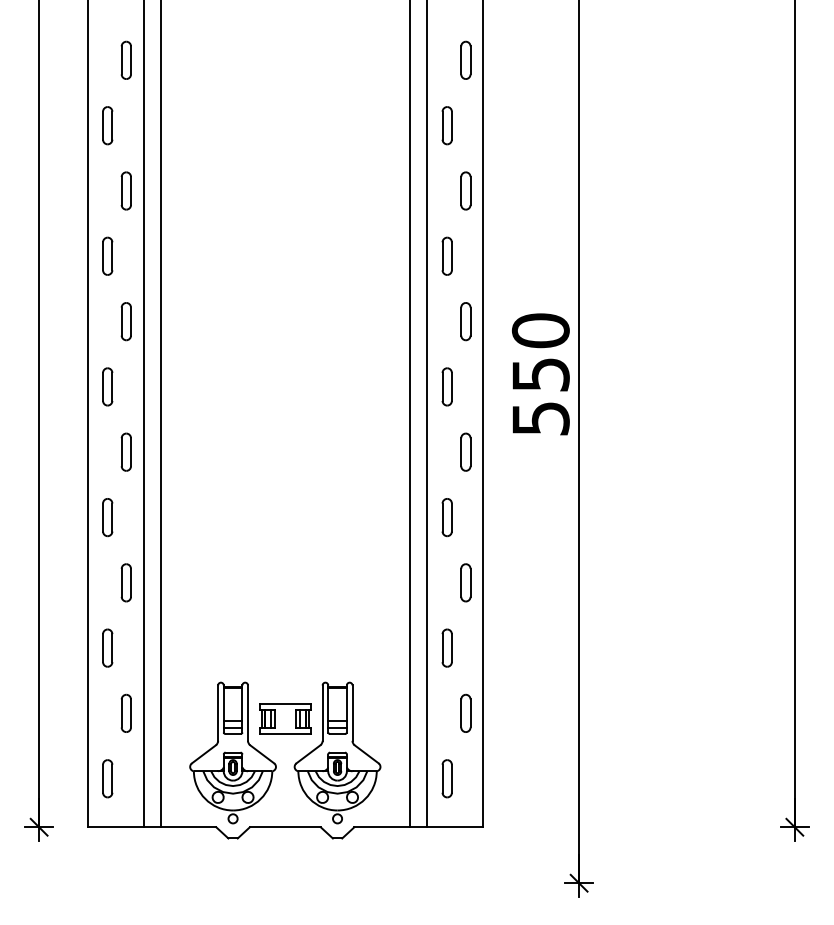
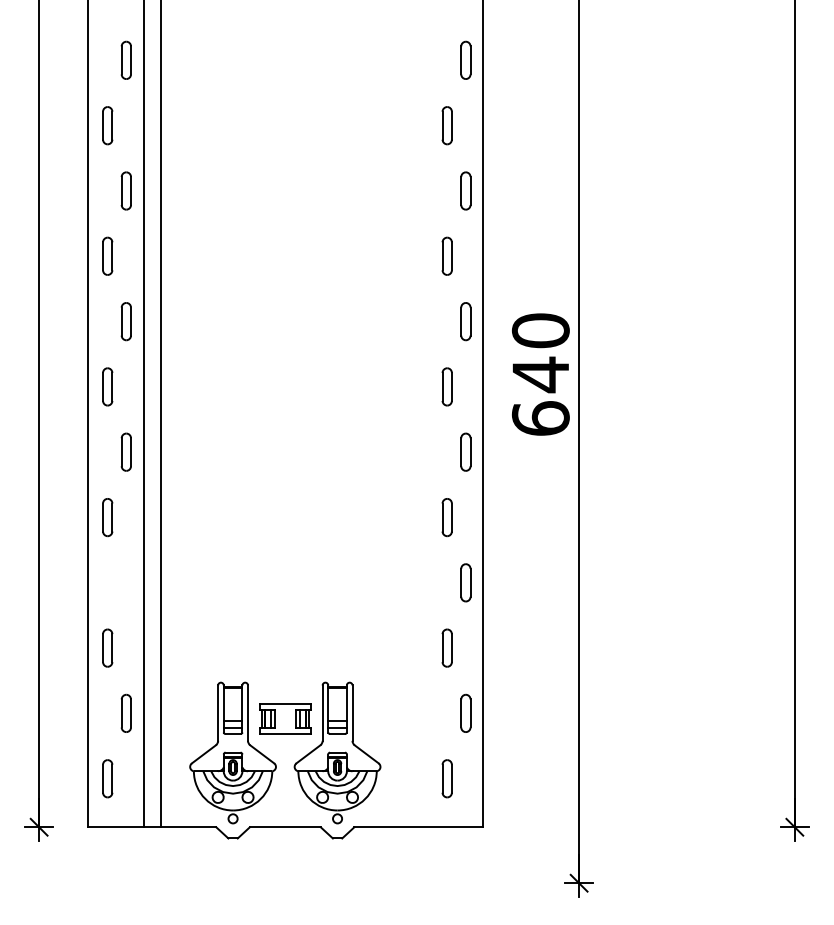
text: 550 -> 640 (540, 395)
line: present -> none (409, 414)
line: present -> none (427, 414)
part: present -> none (125, 582)
